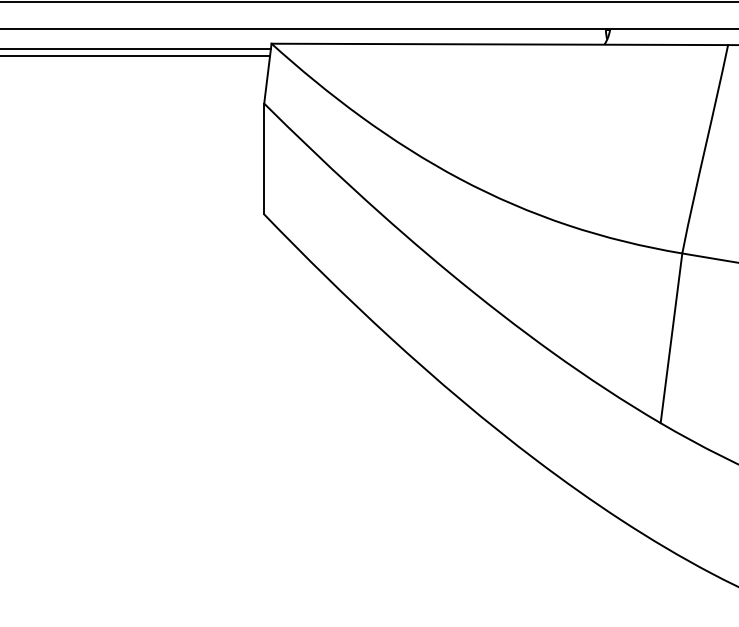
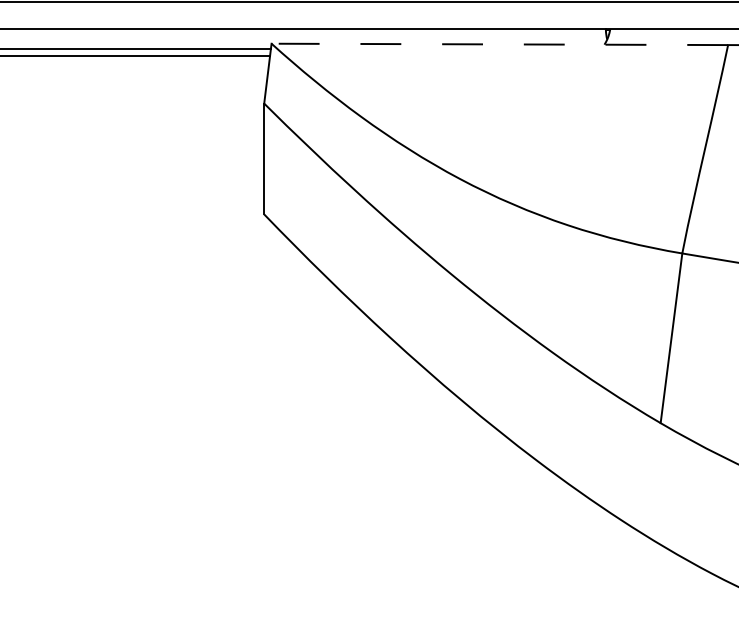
line: solid -> dashed (499, 44)
